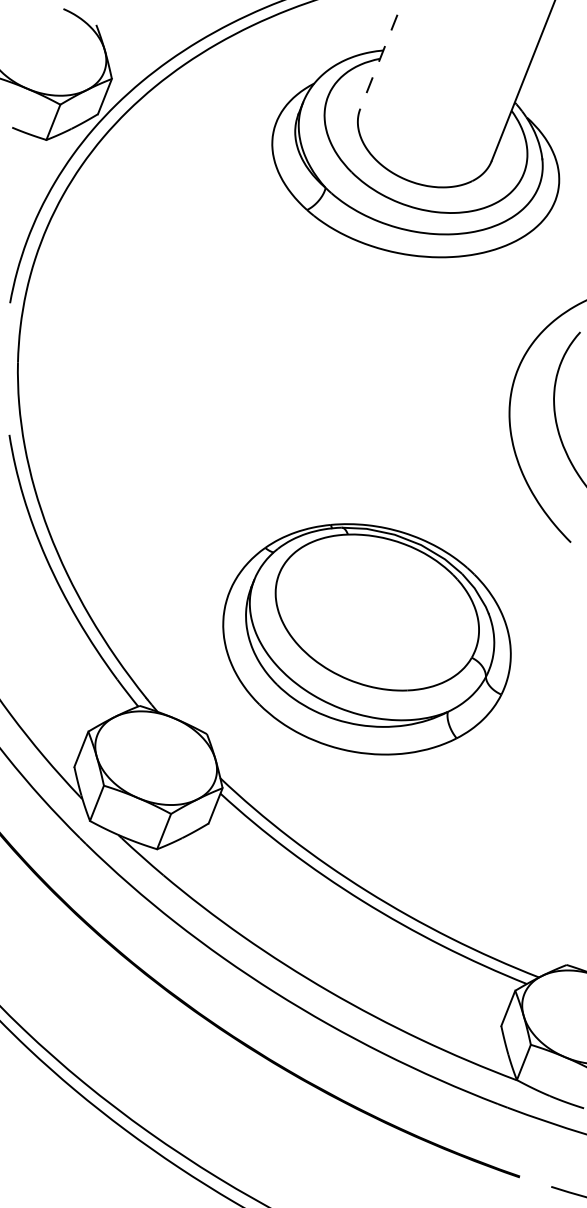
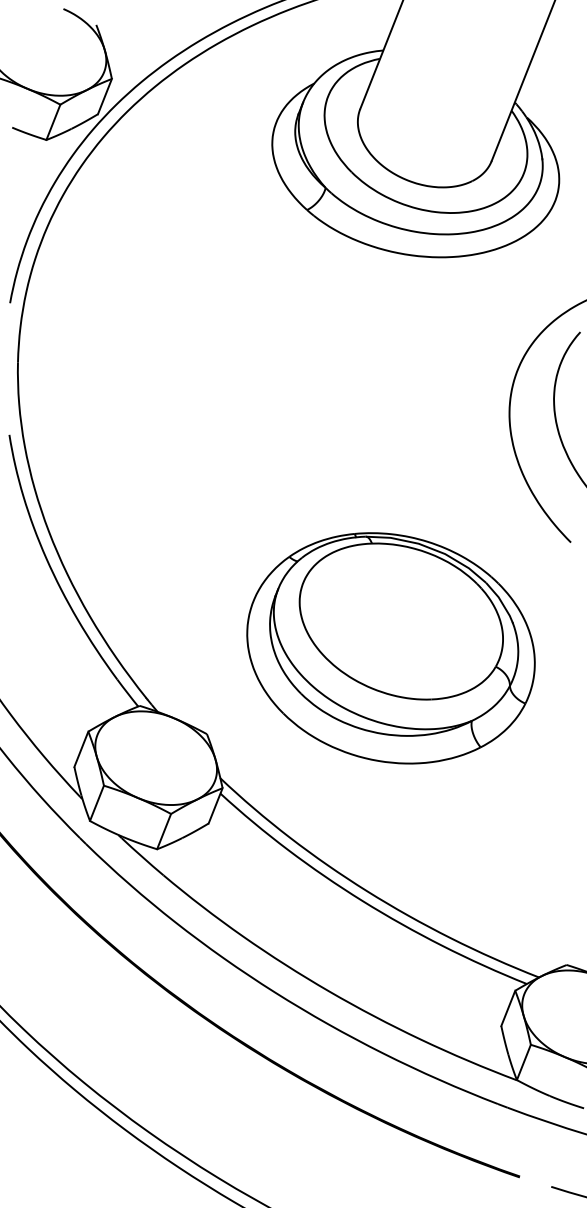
line: dashed -> solid (381, 55)
part position: (366, 639) -> (390, 648) (390, 648)
